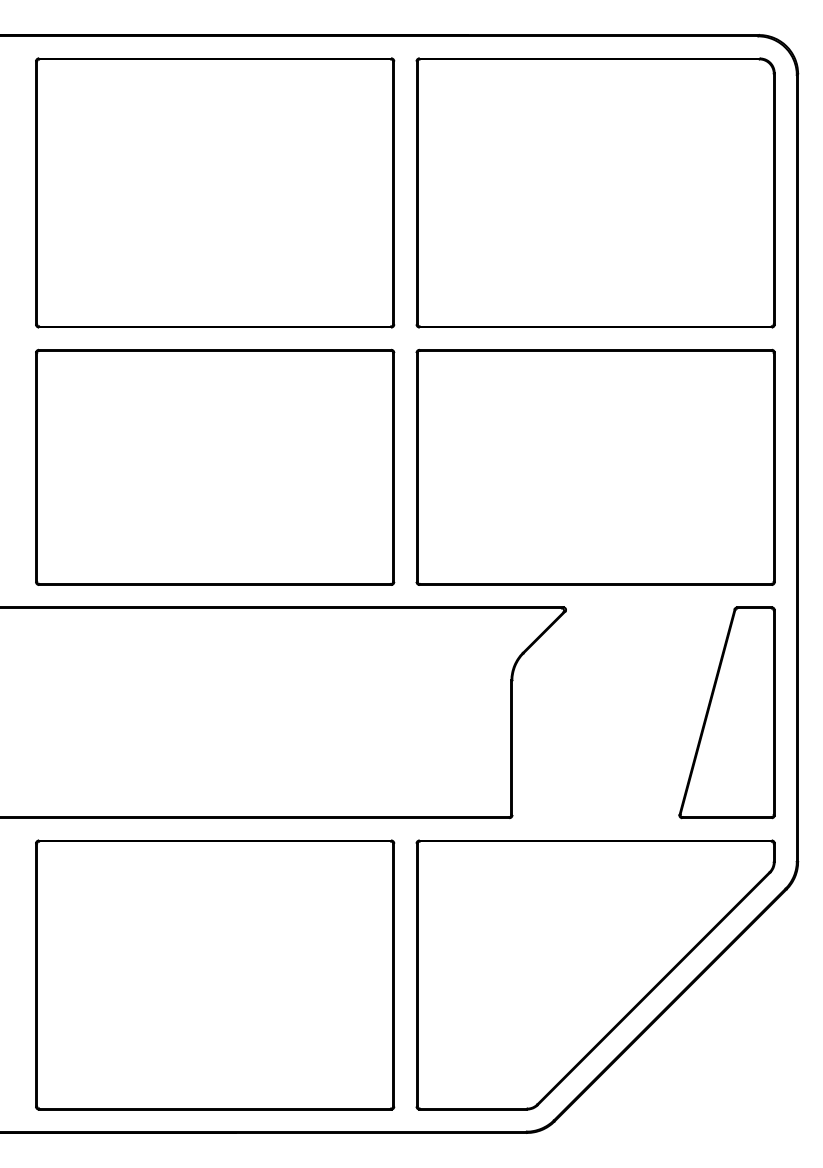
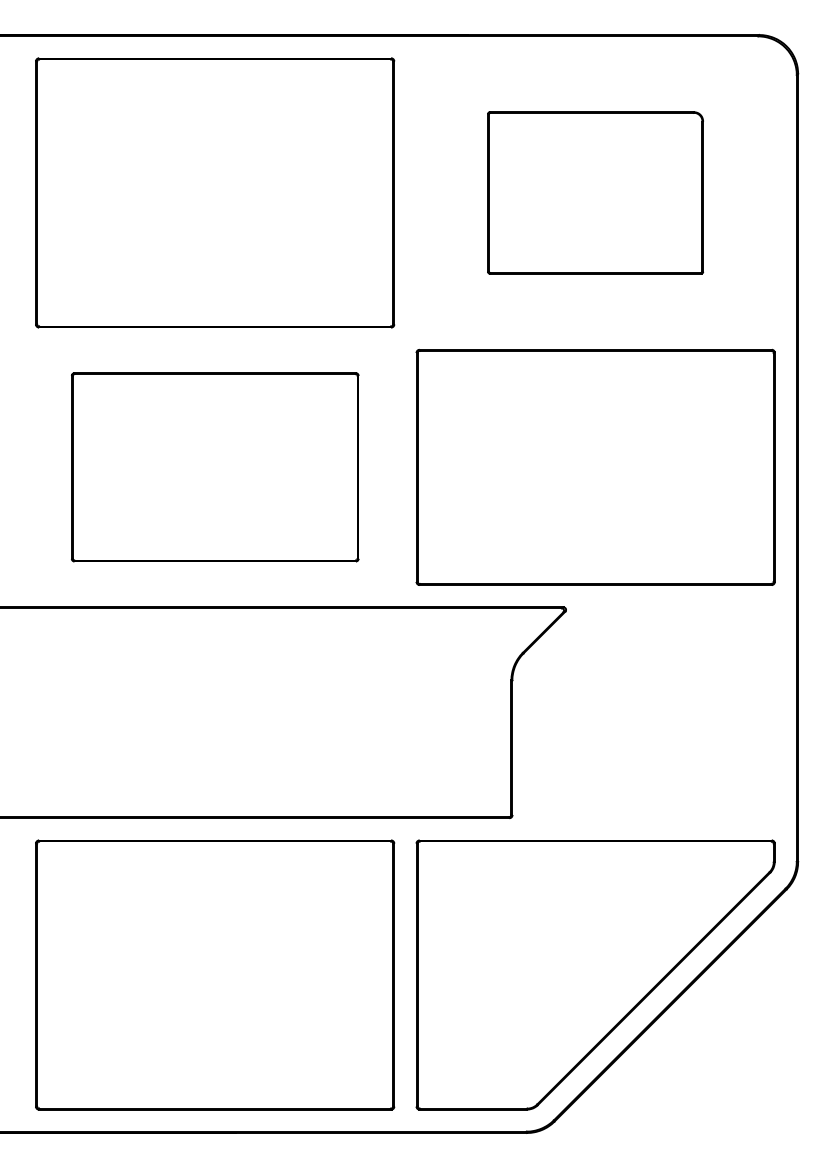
part size: 361x272 px -> 217x164 px (595, 192)
part size: 361x238 px -> 289x191 px (215, 467)
part: present -> none (726, 712)
